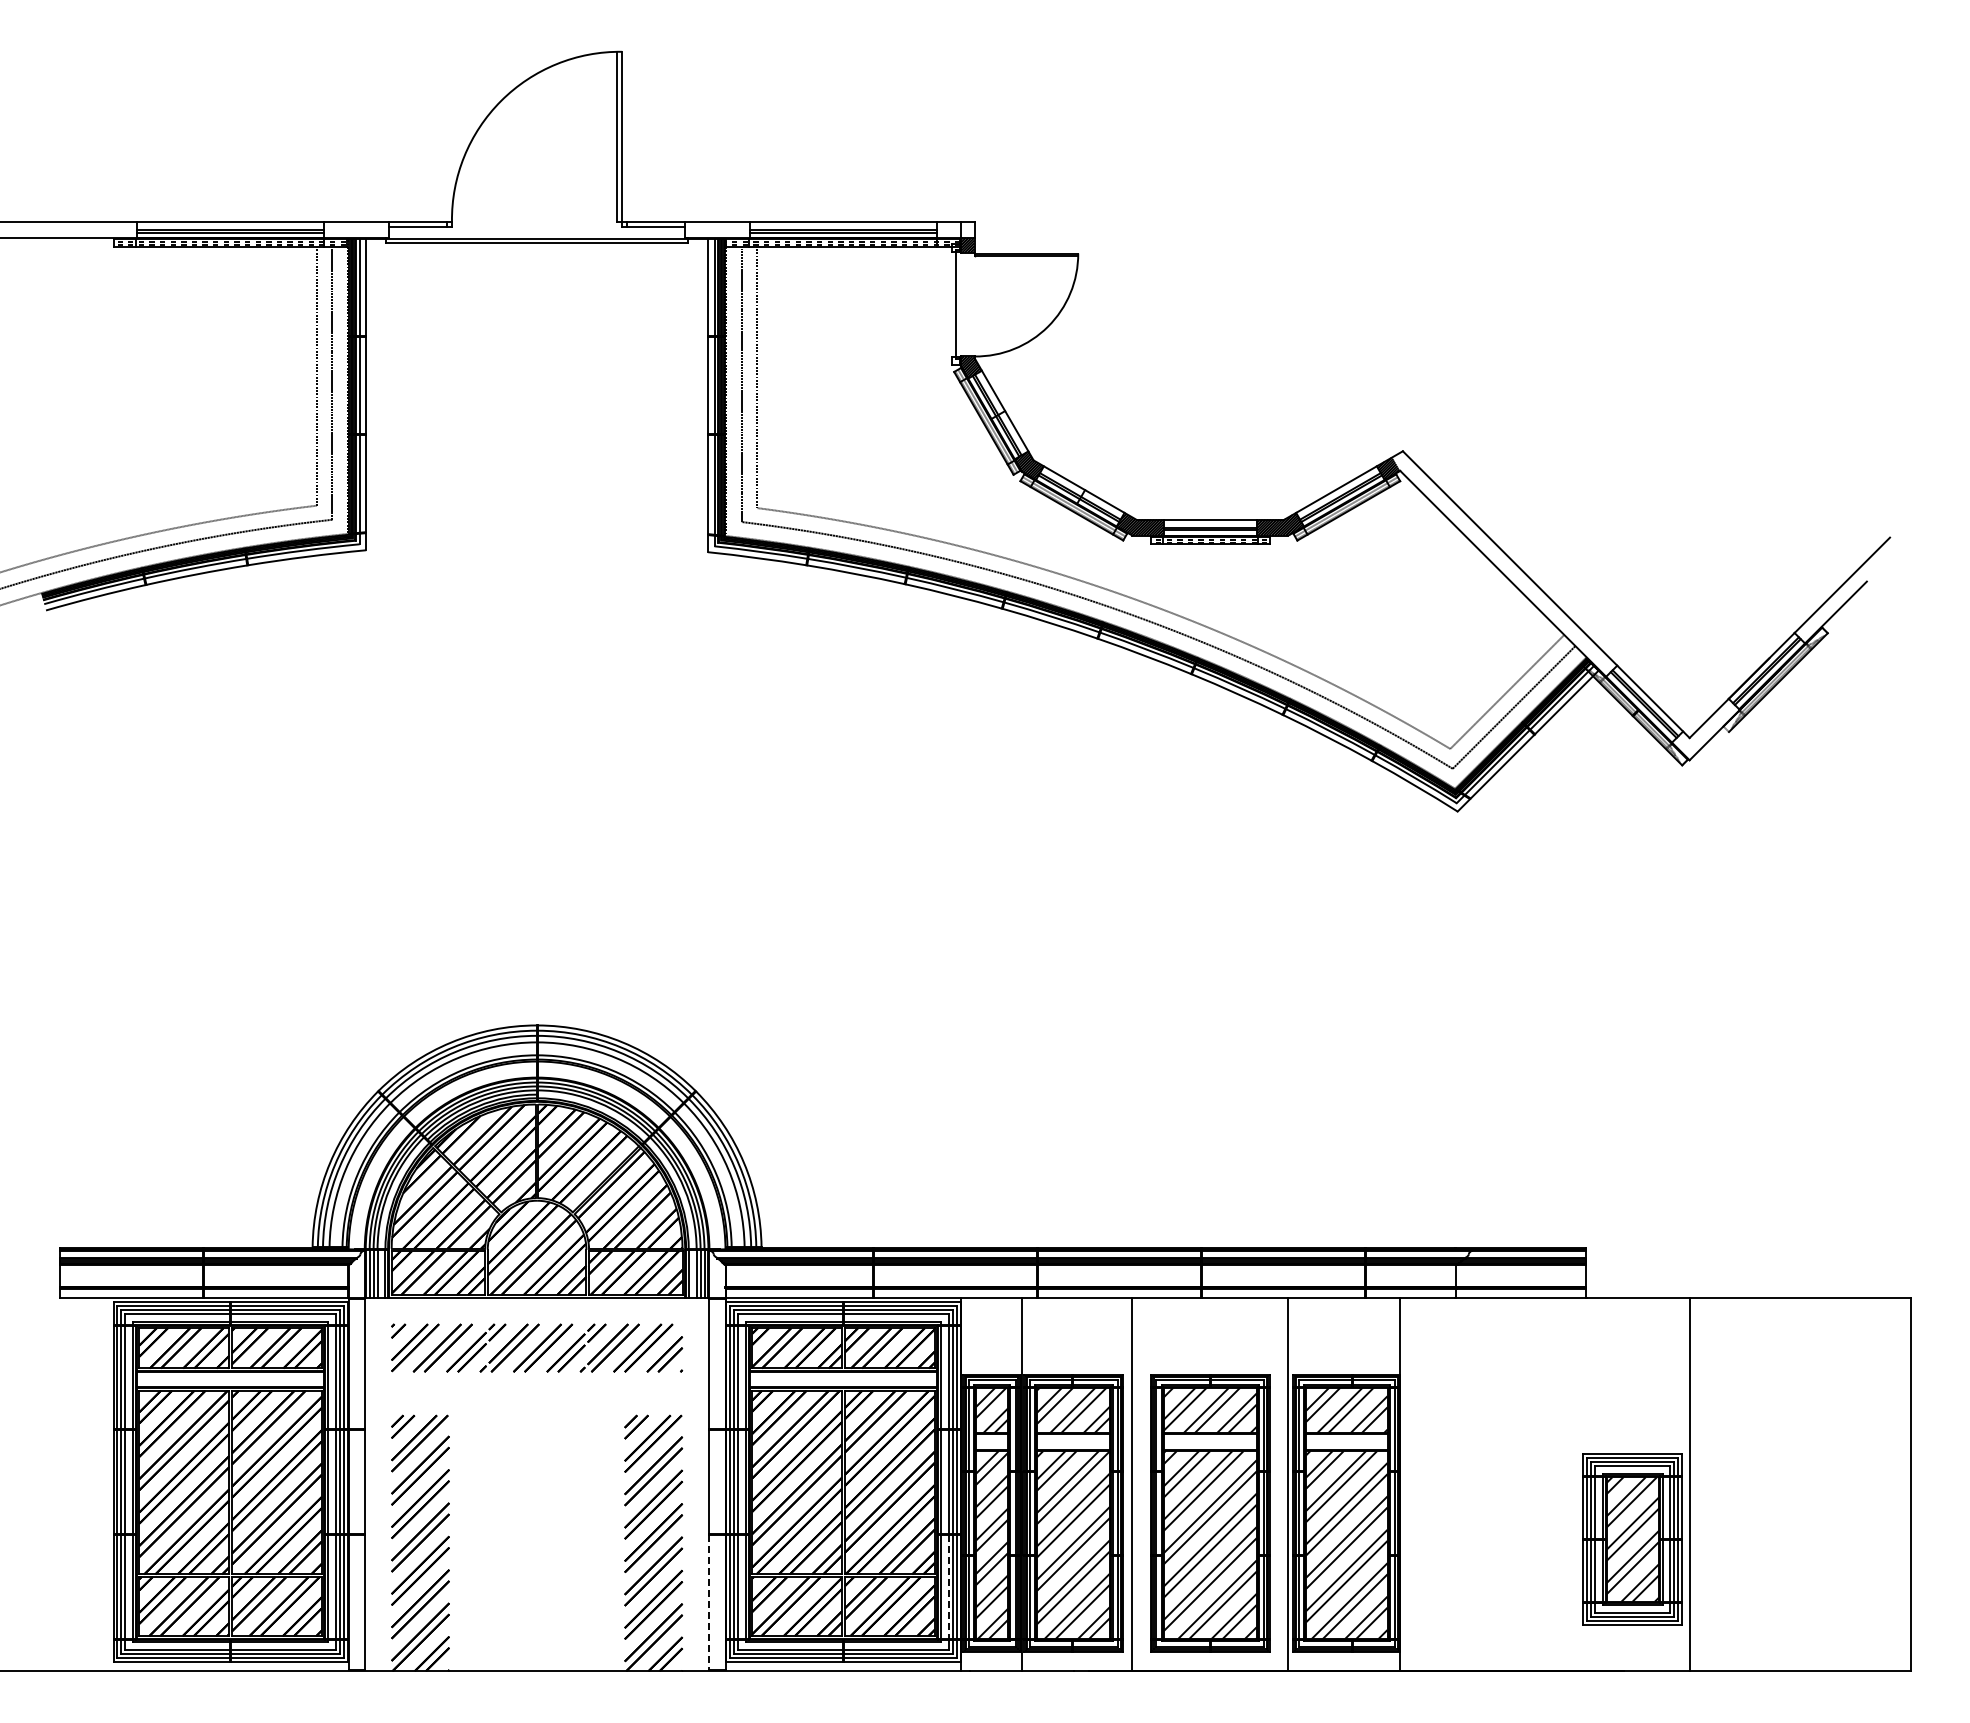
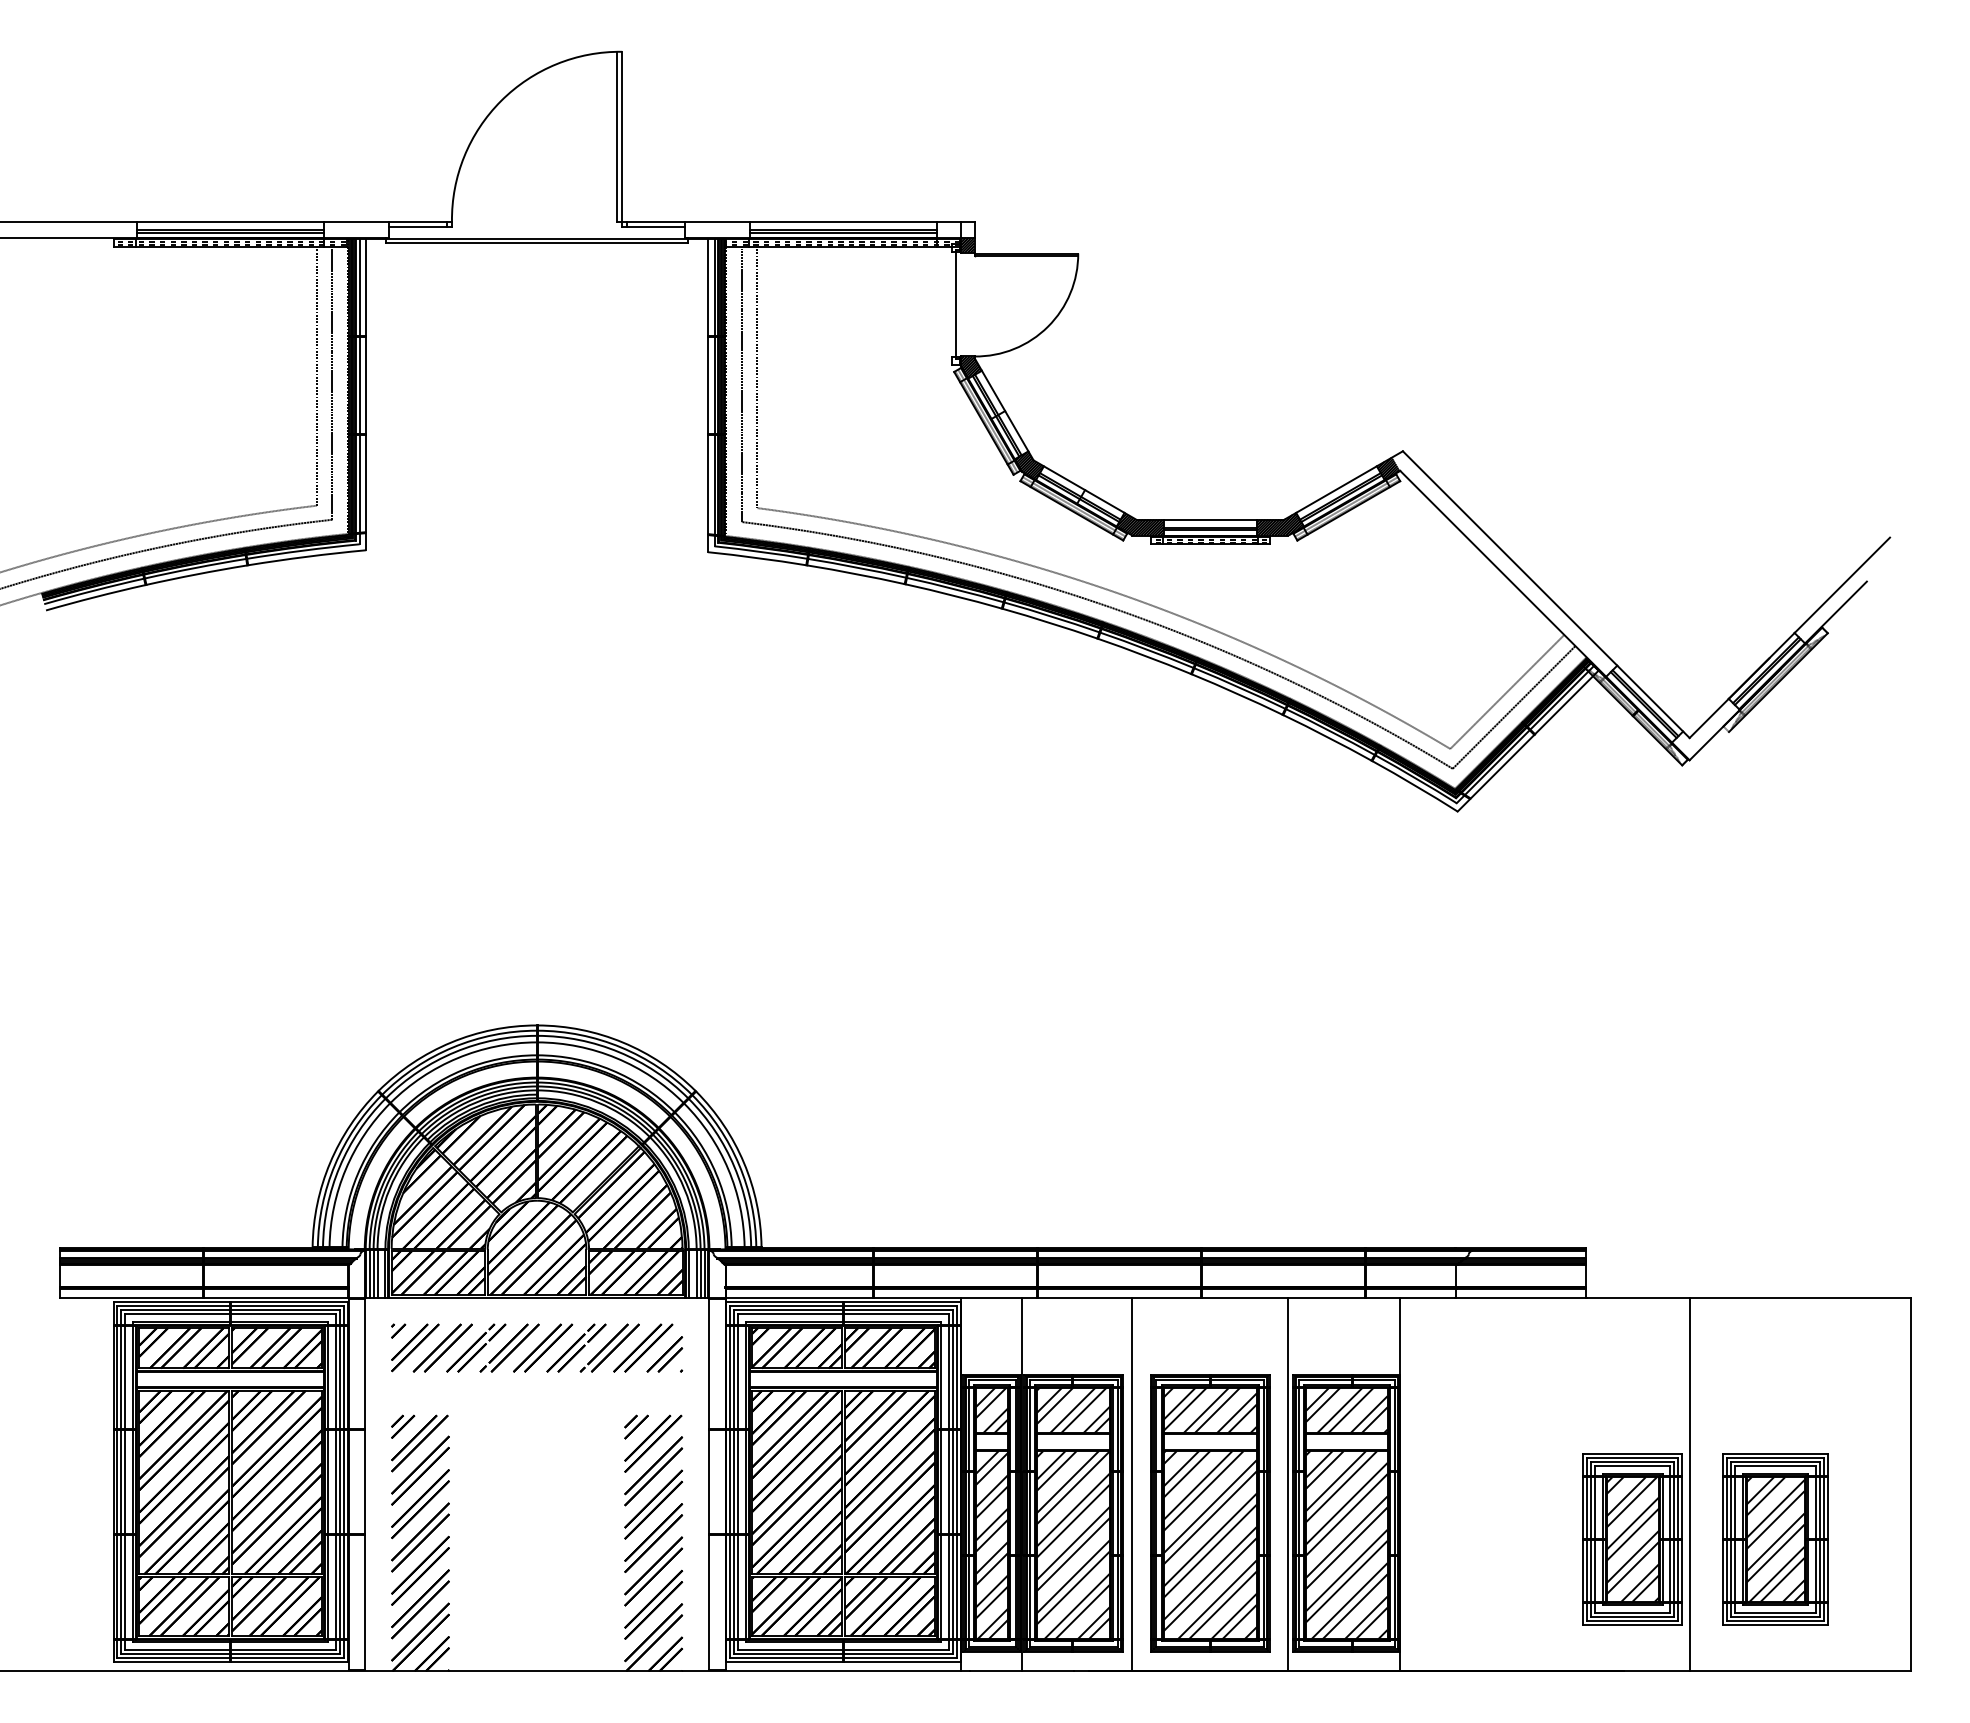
part: none -> present (1775, 1539)
line: dashed -> solid (948, 1586)
line: dashed -> solid (709, 1602)
